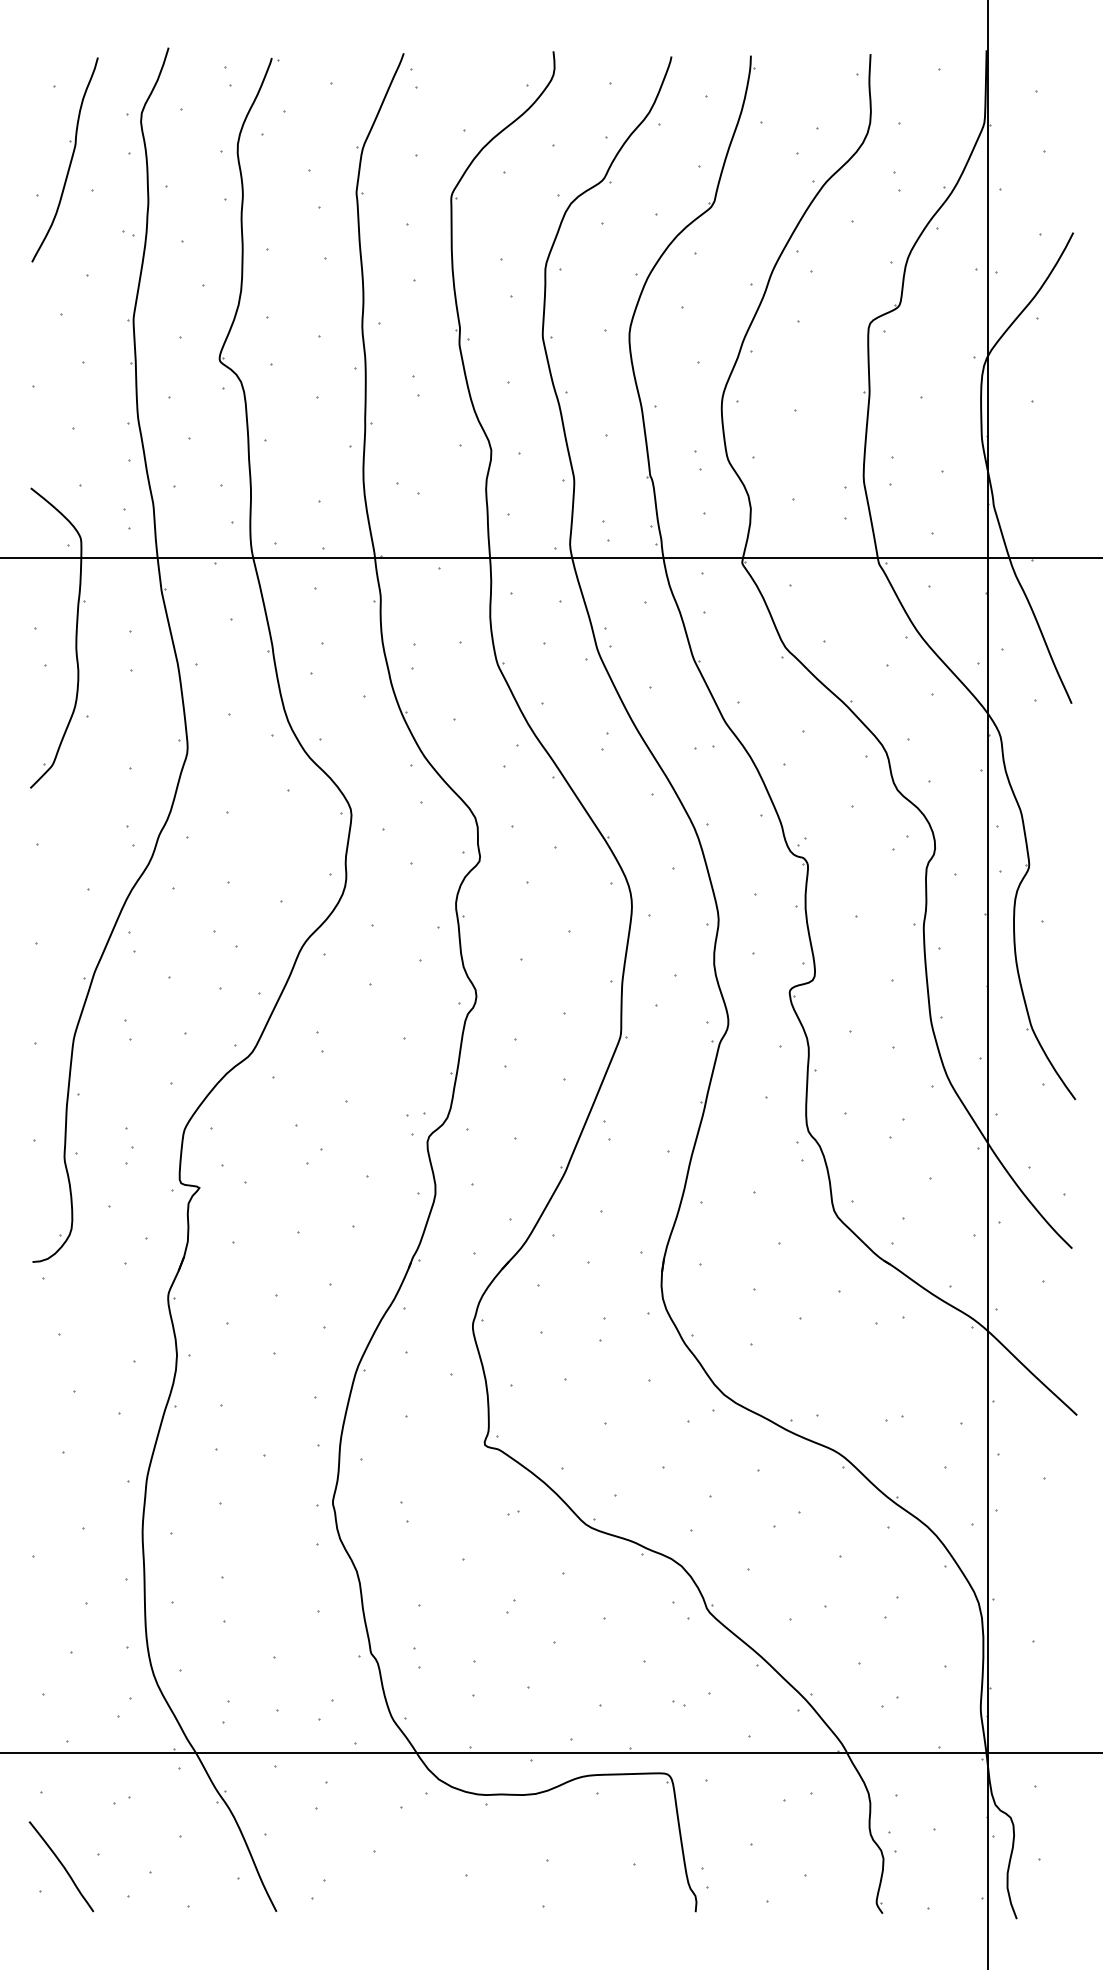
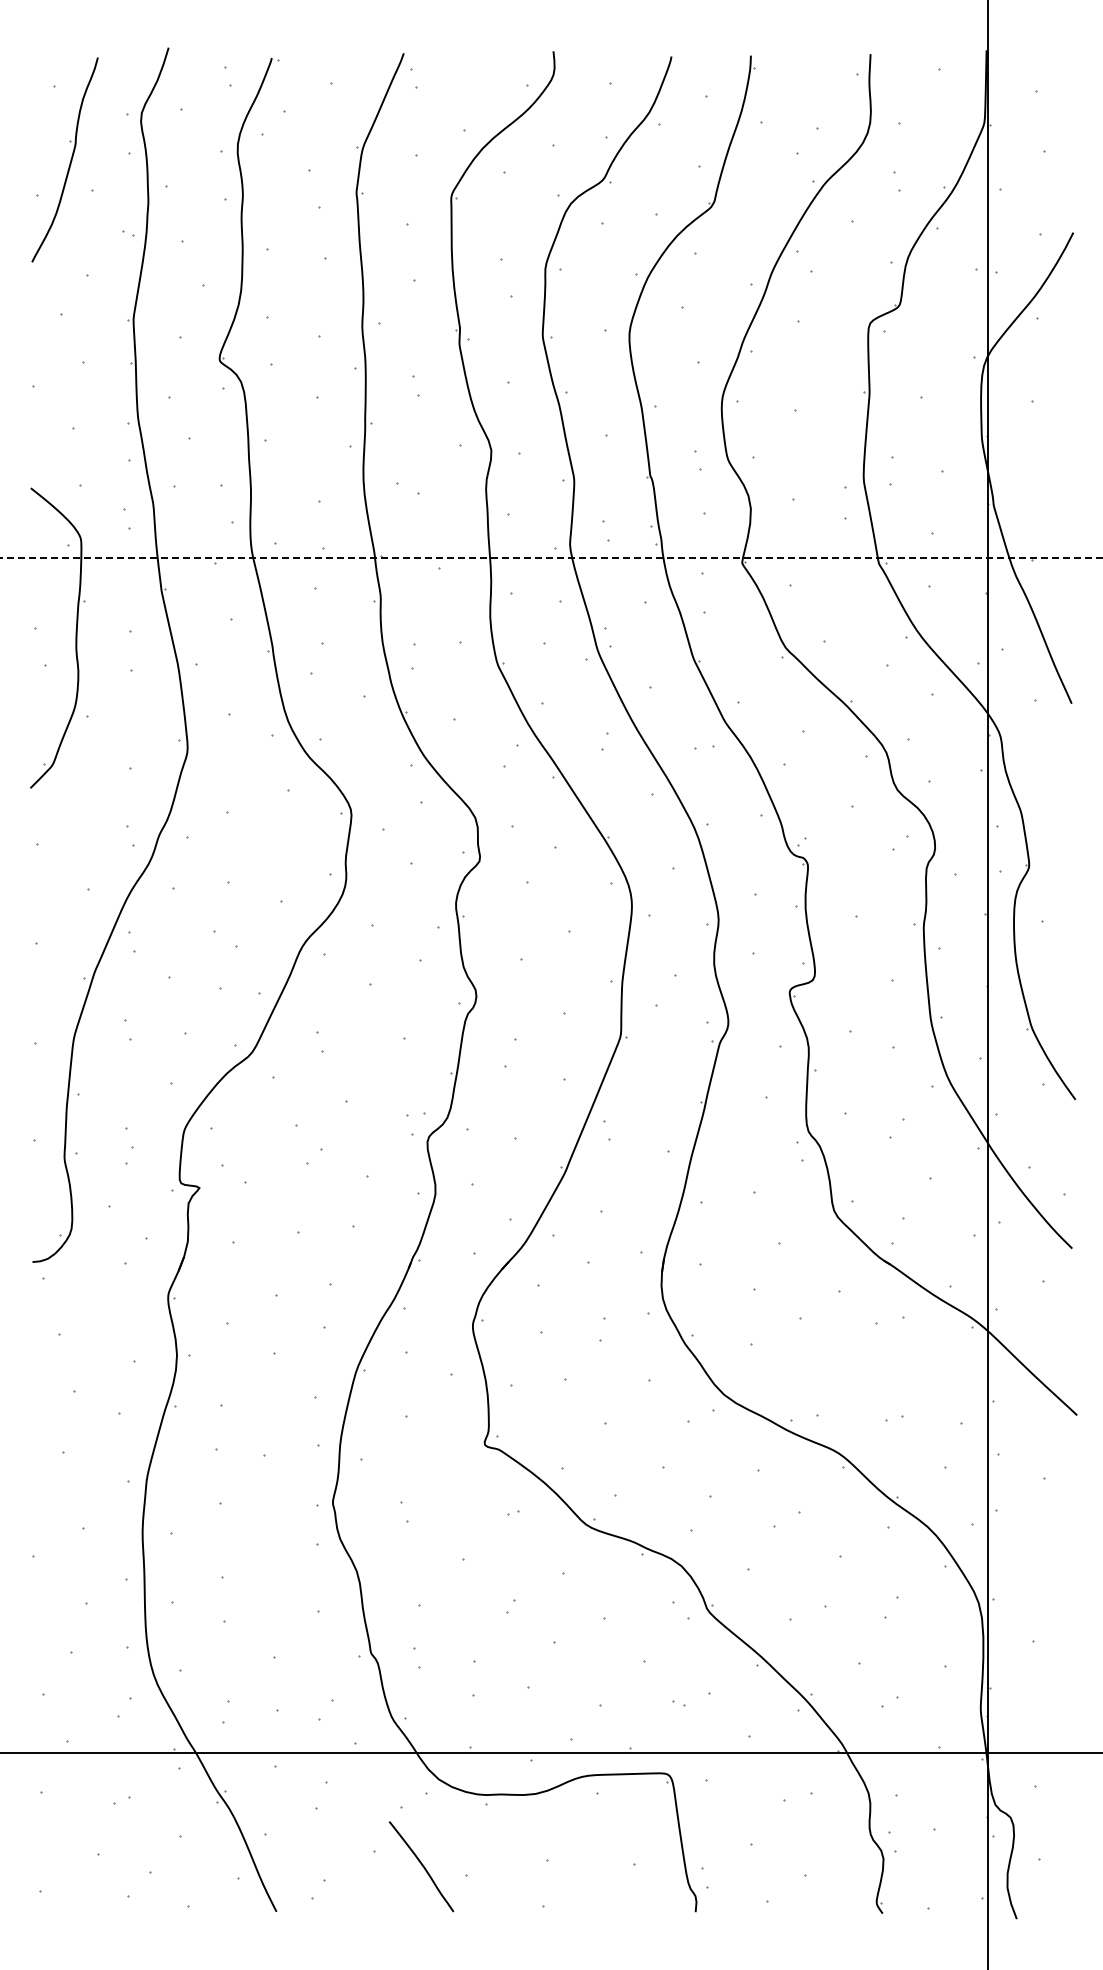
line: solid -> dashed (551, 557)
curve position: (61, 1865) -> (421, 1865) (421, 1865)
